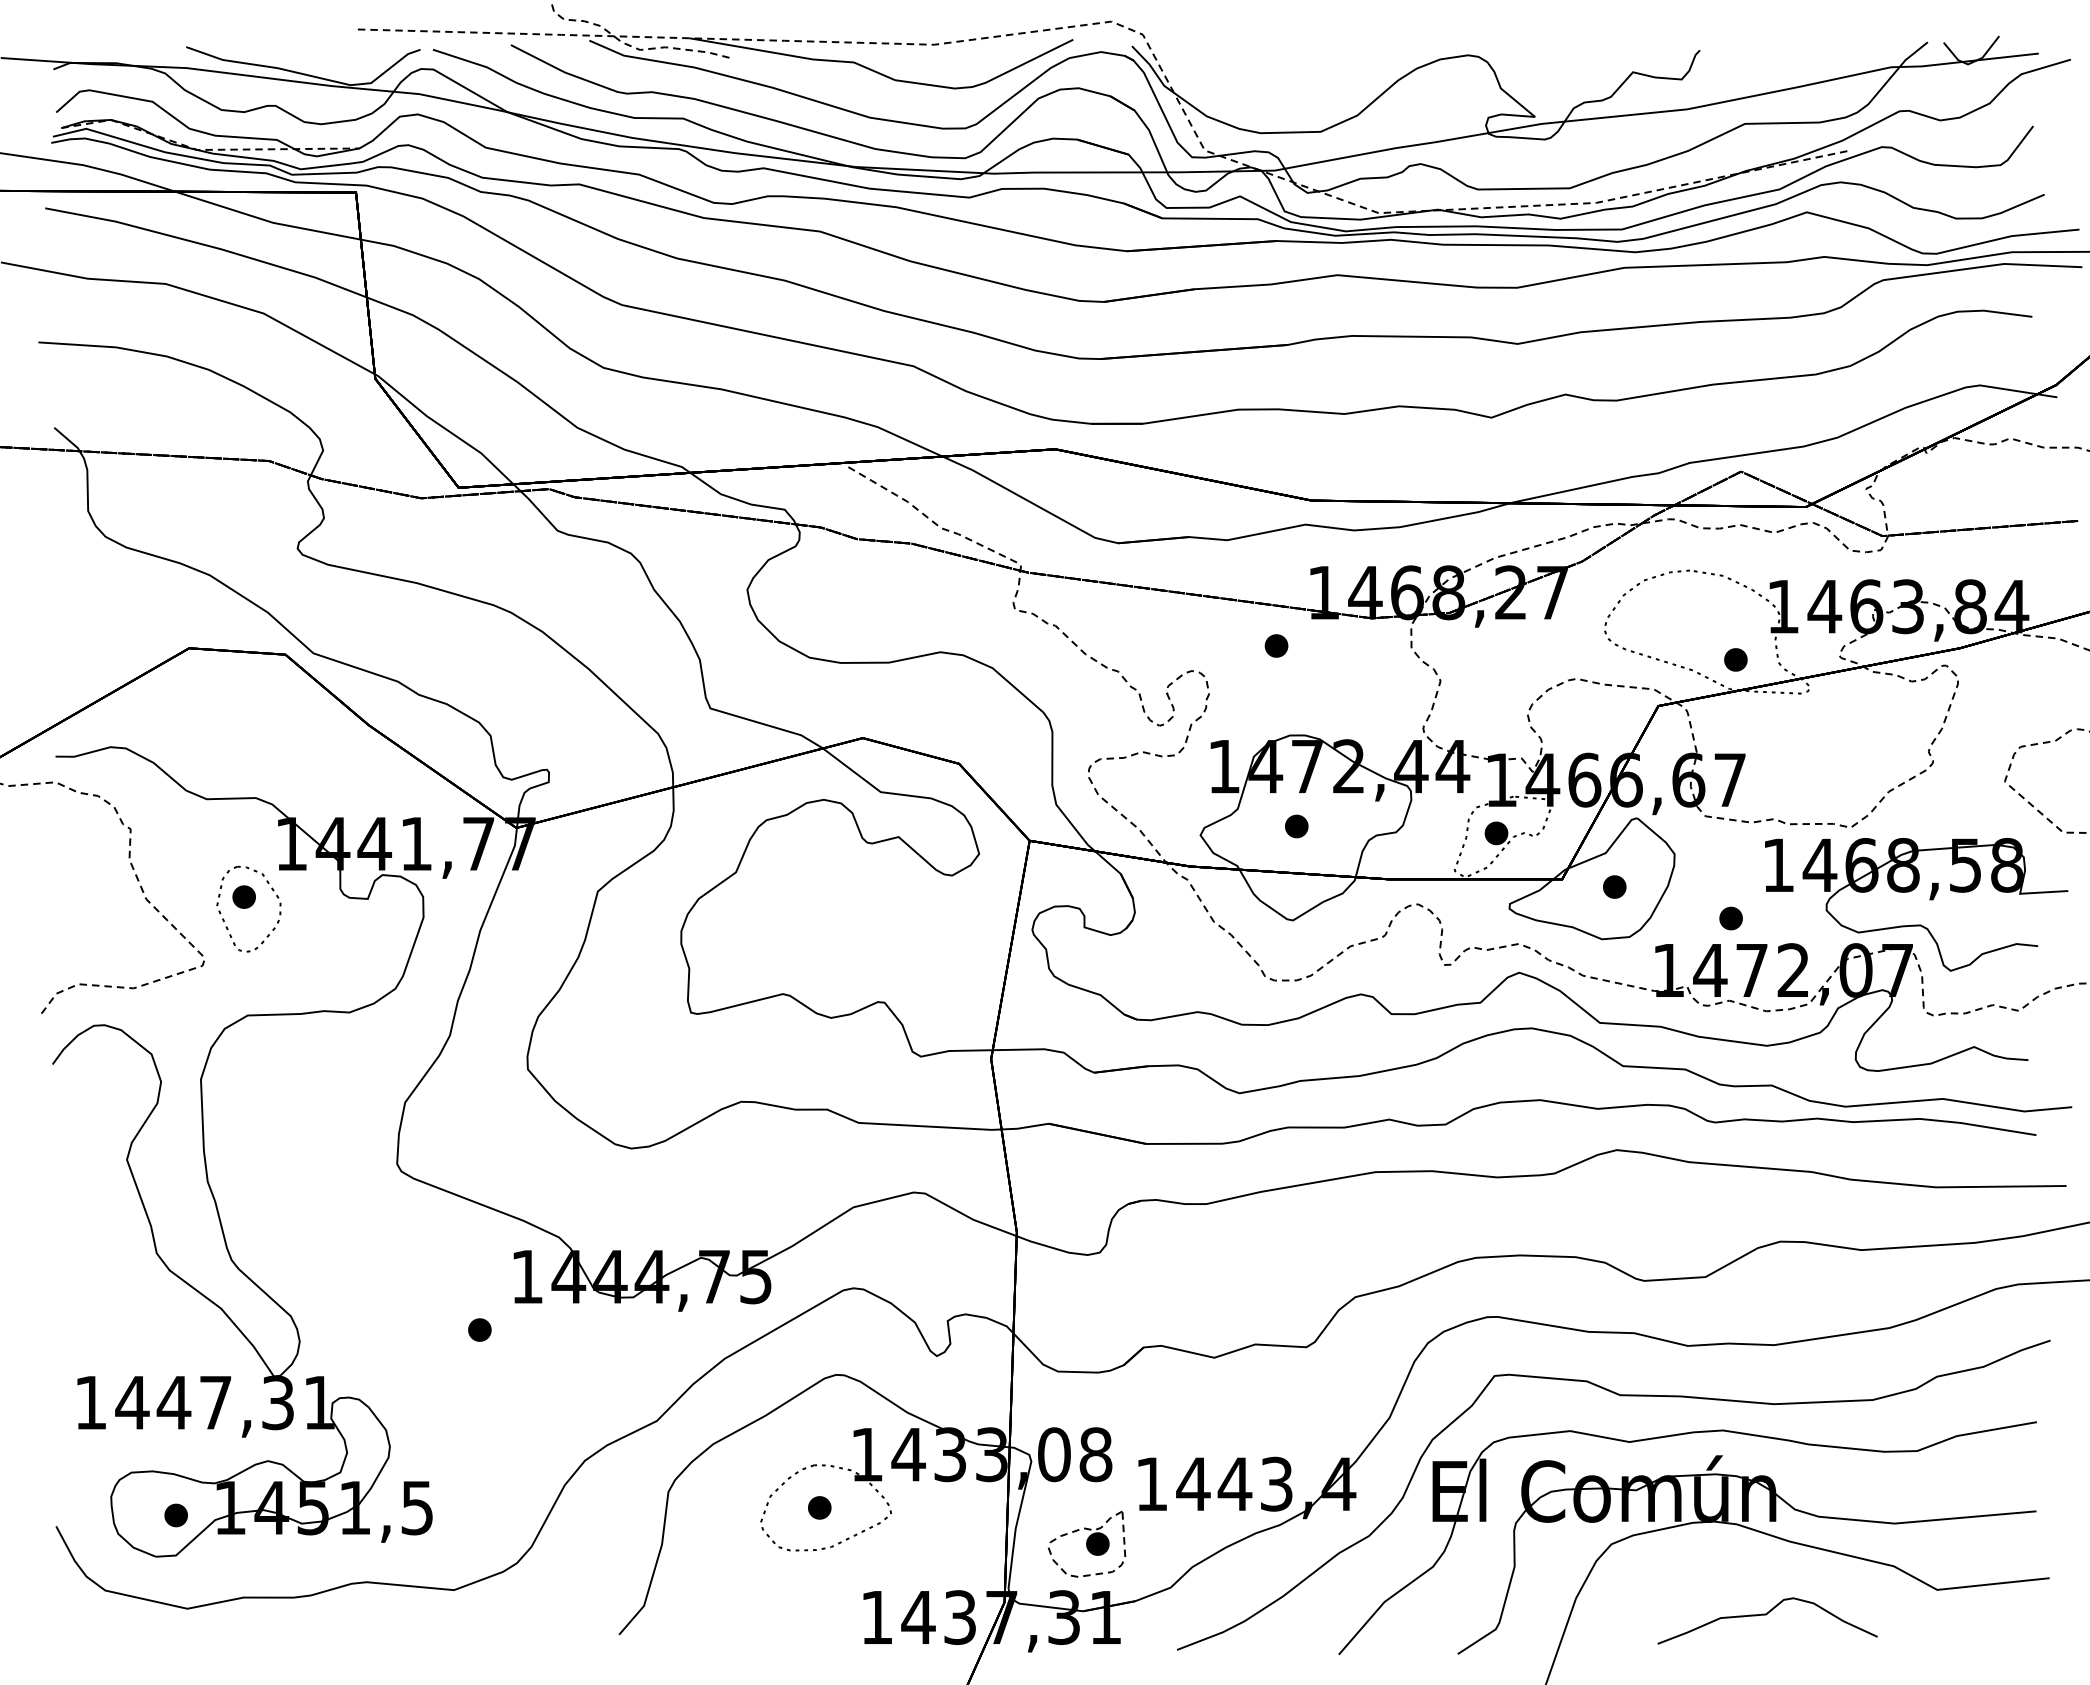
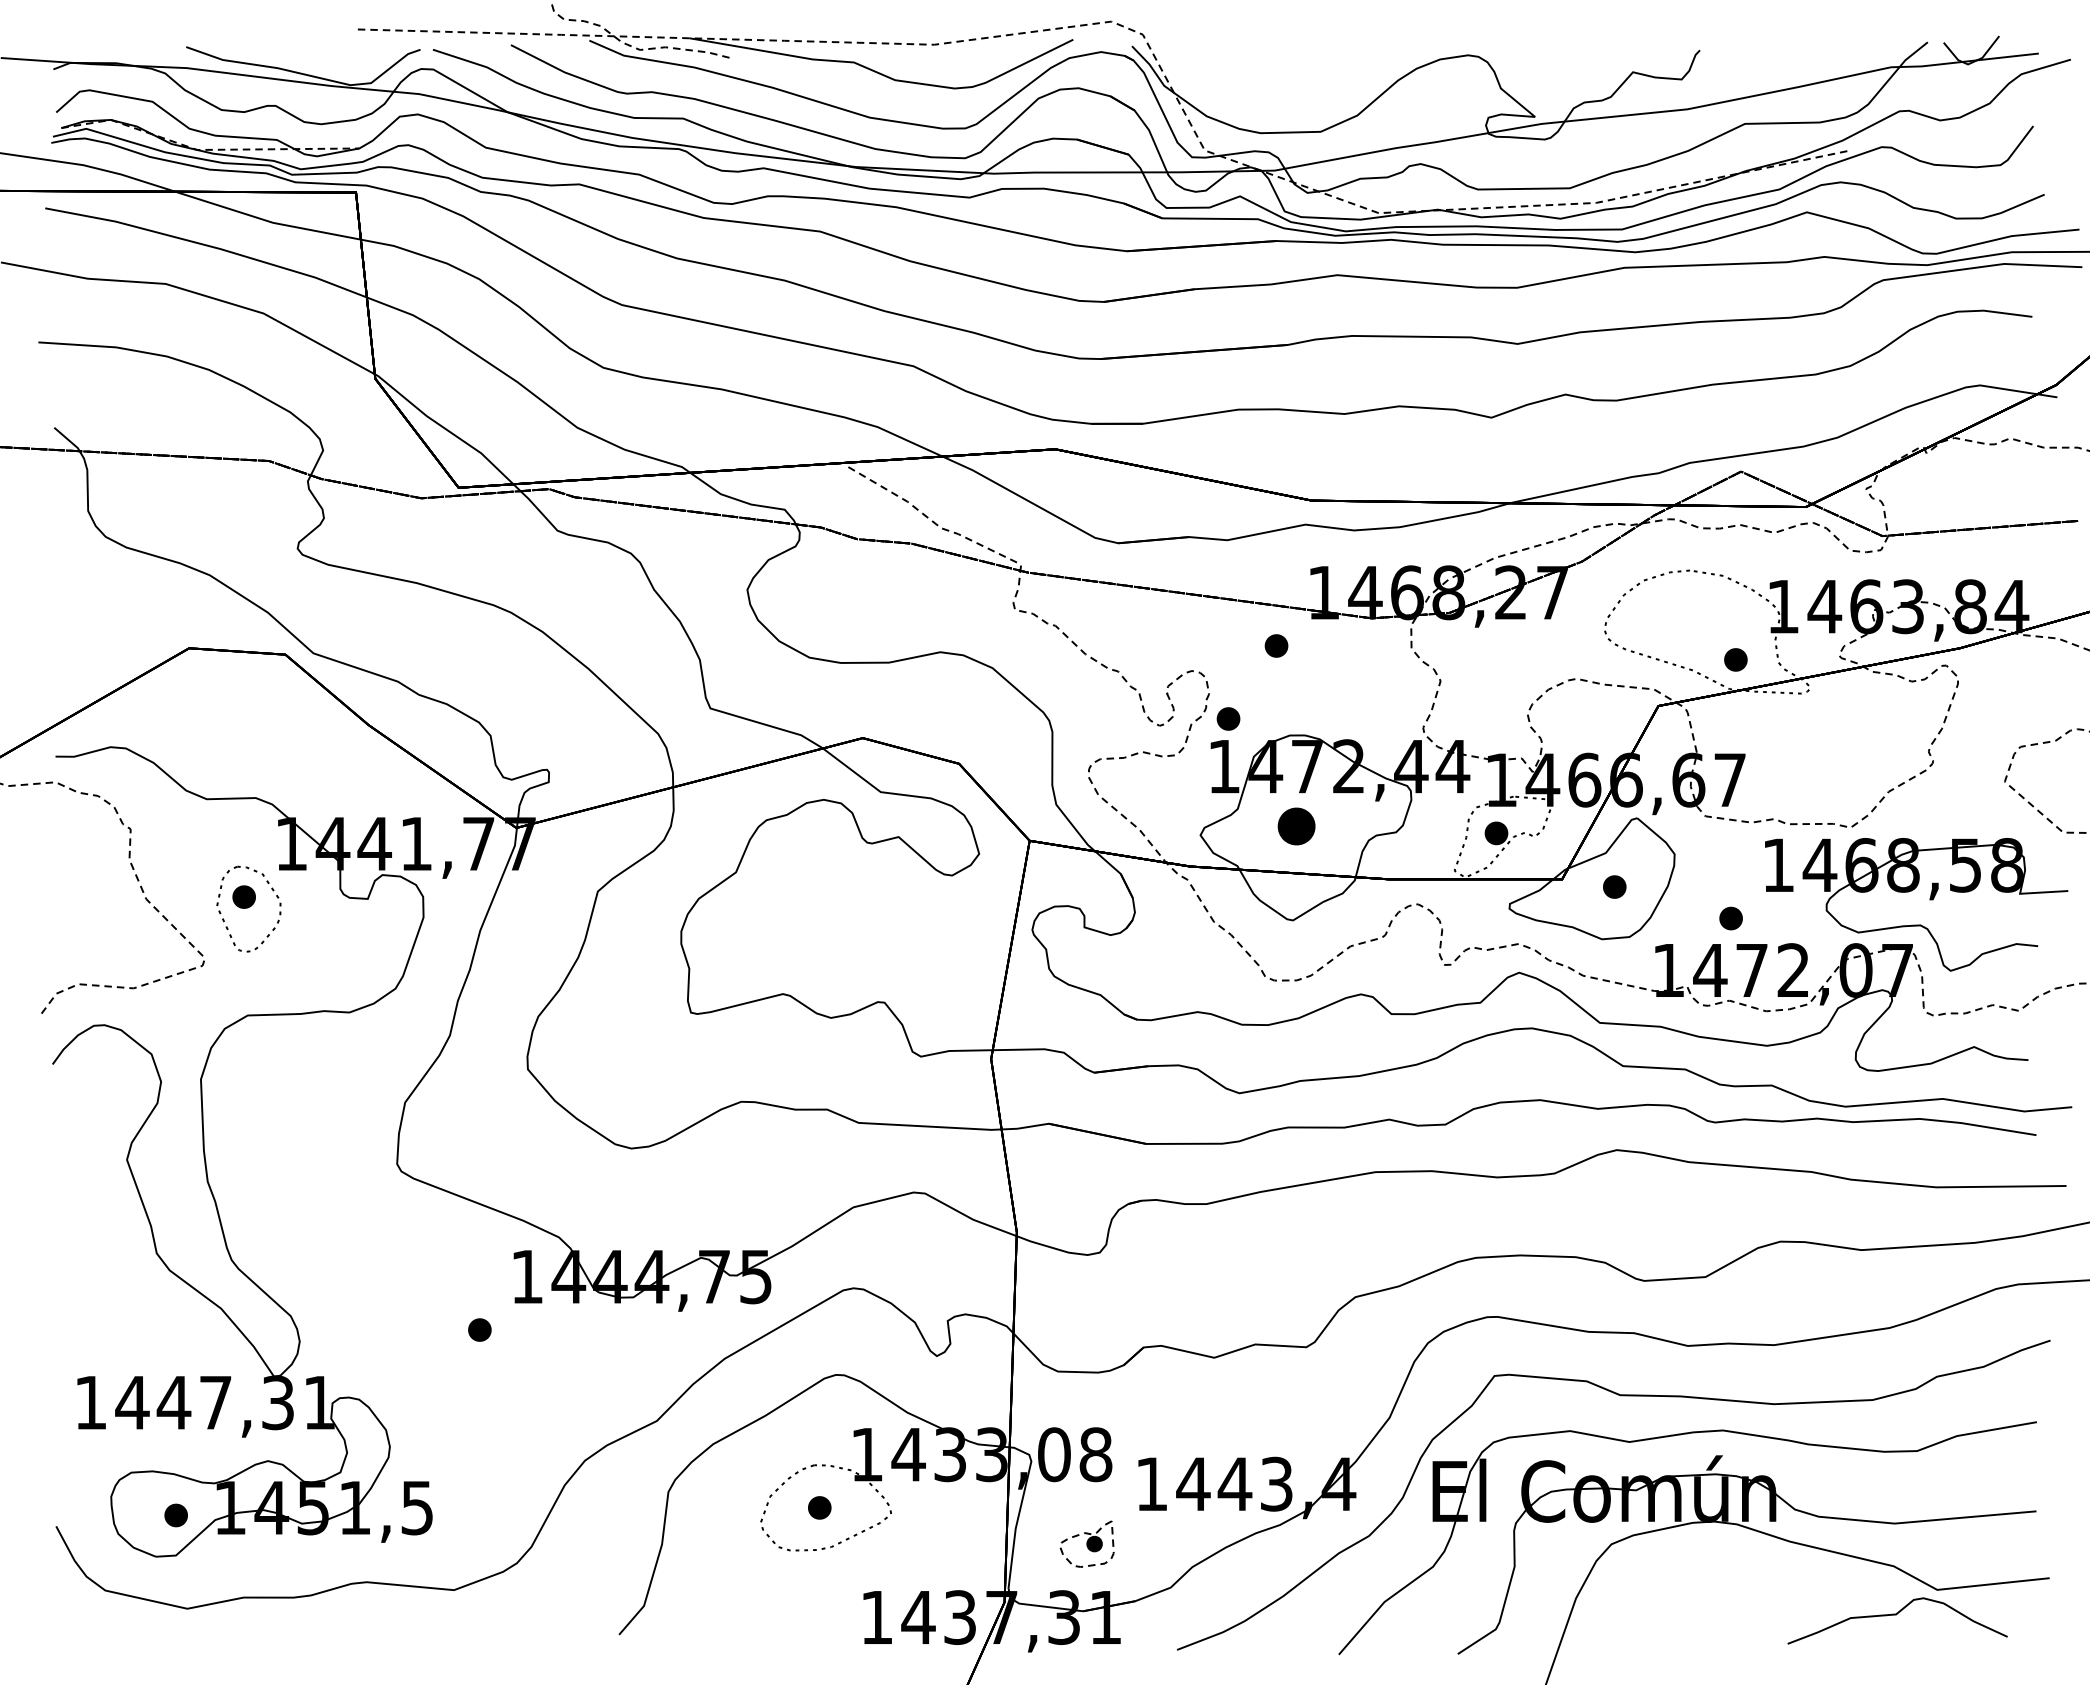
part: none -> present (1228, 718)
part size: 24x25 px -> 39x39 px (1296, 826)
part size: 80x68 px -> 56x48 px (1086, 1543)
curve position: (1766, 1615) -> (1896, 1615) (1896, 1615)
